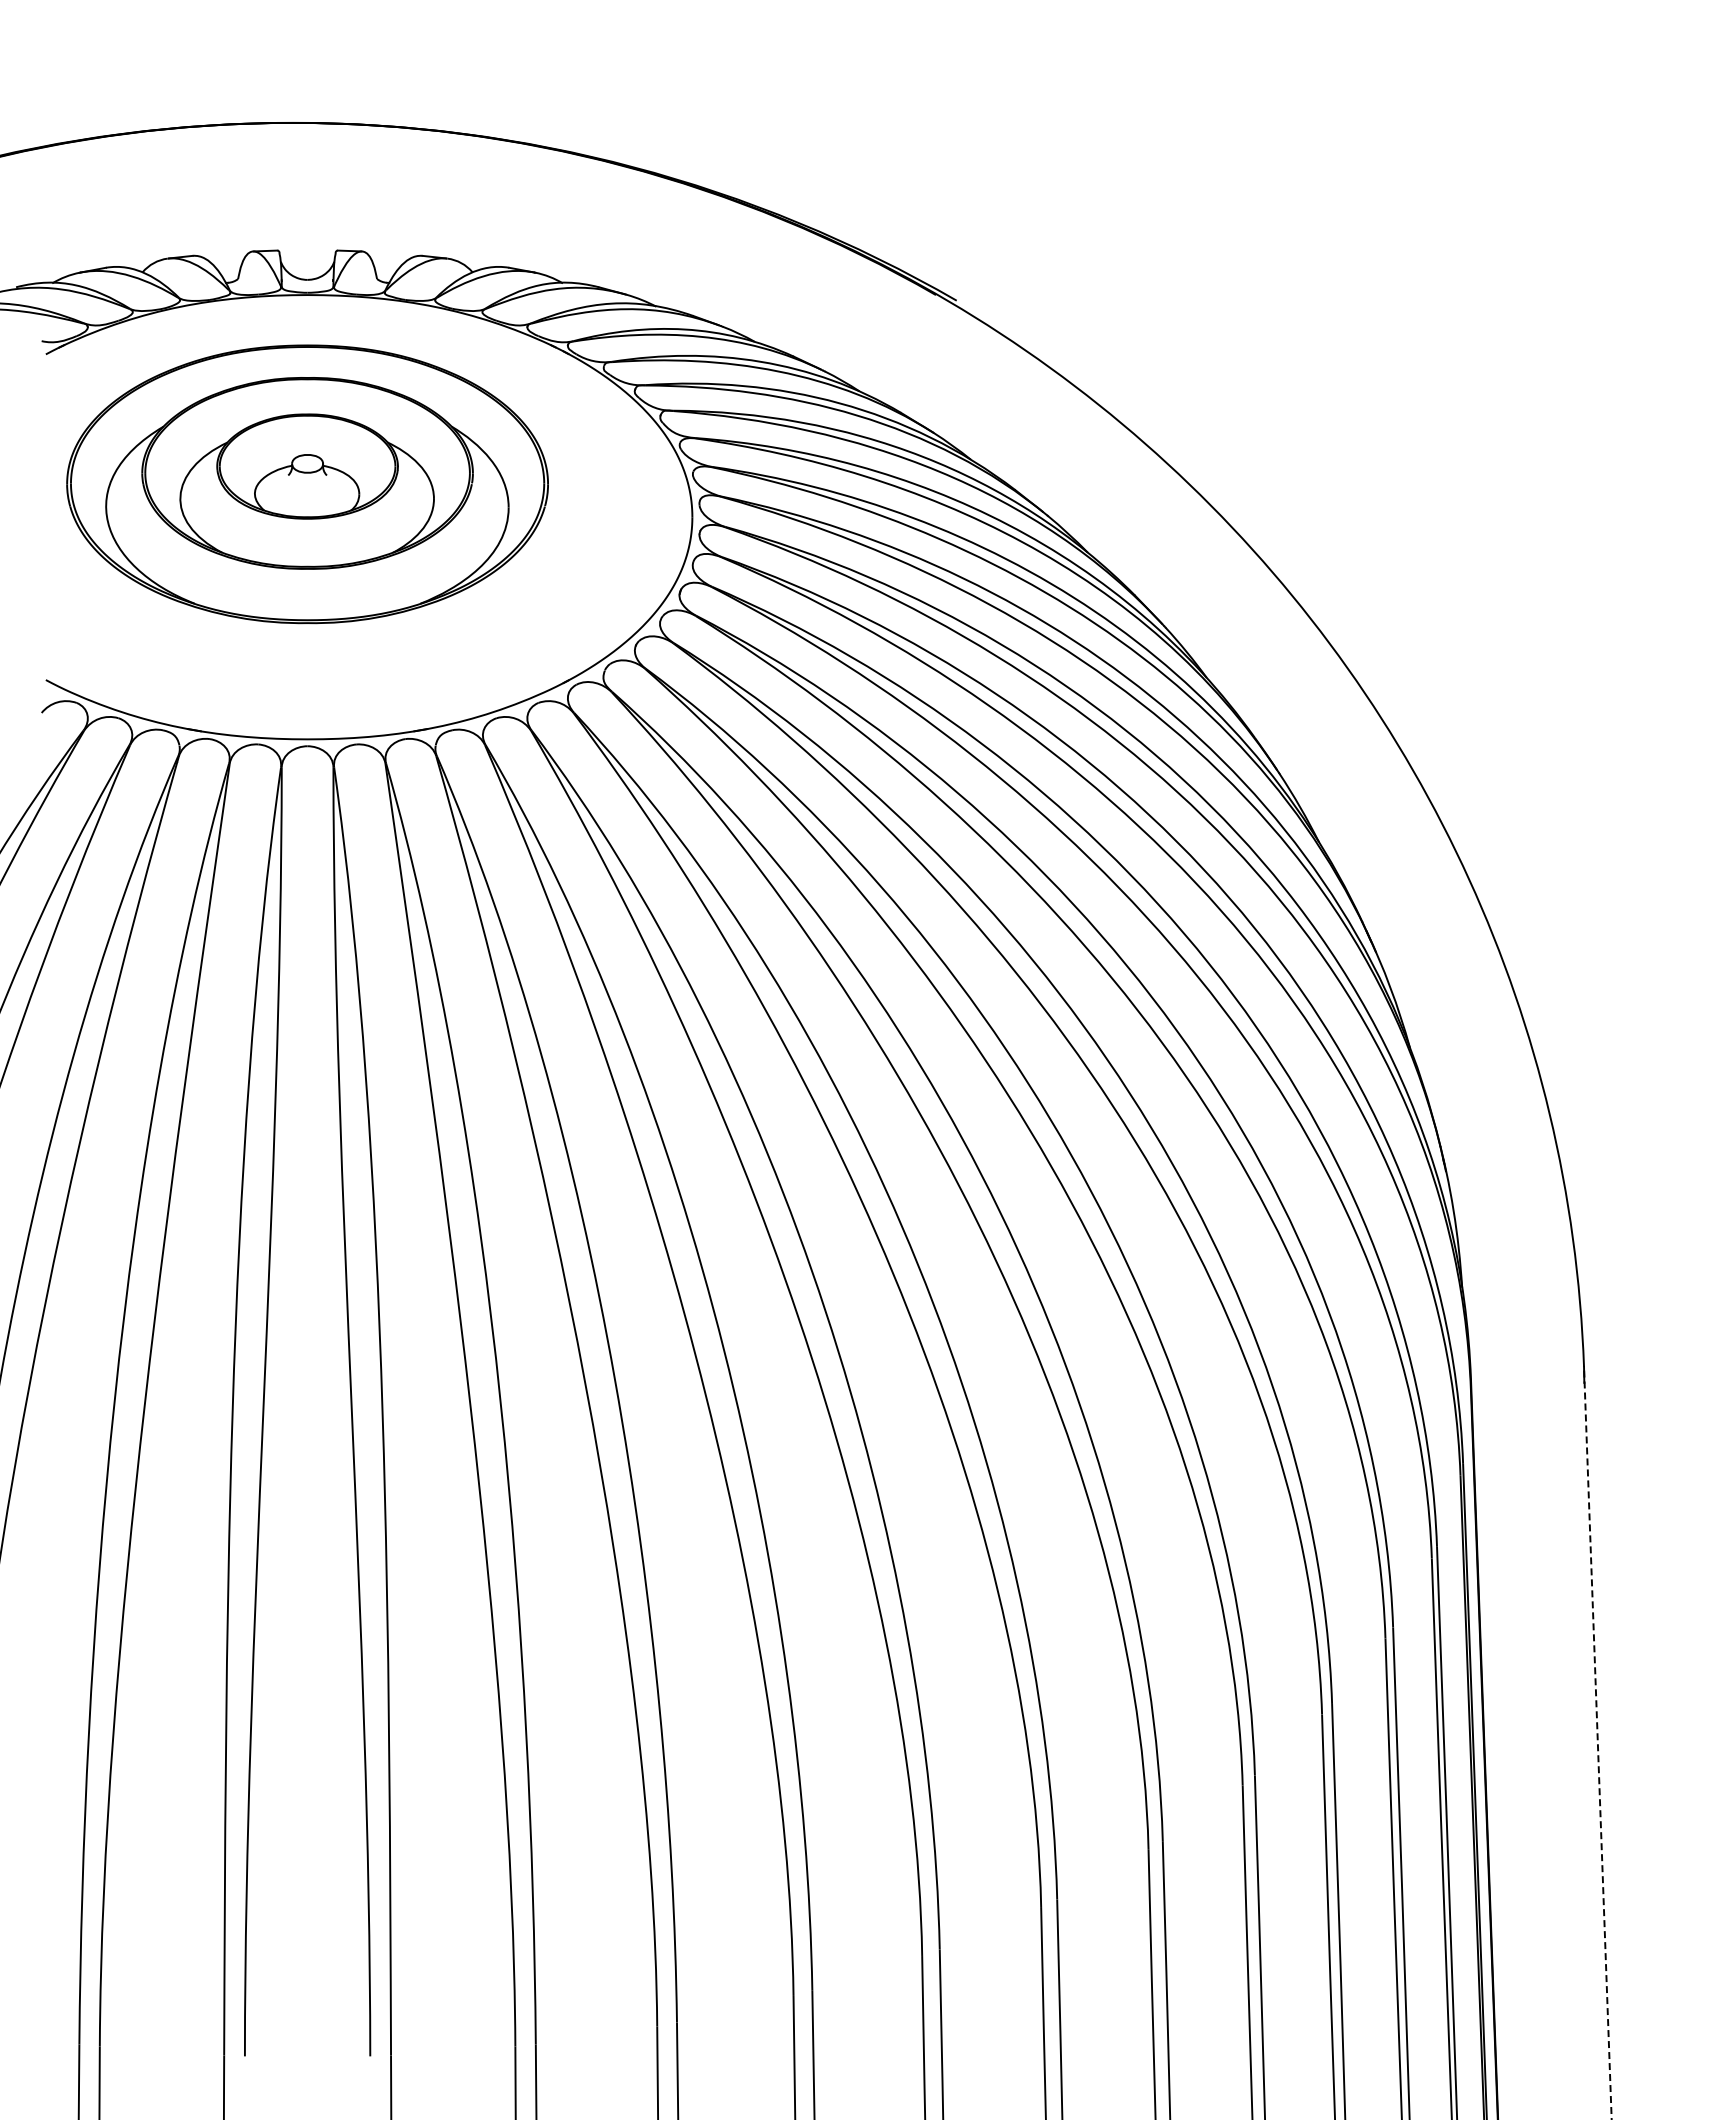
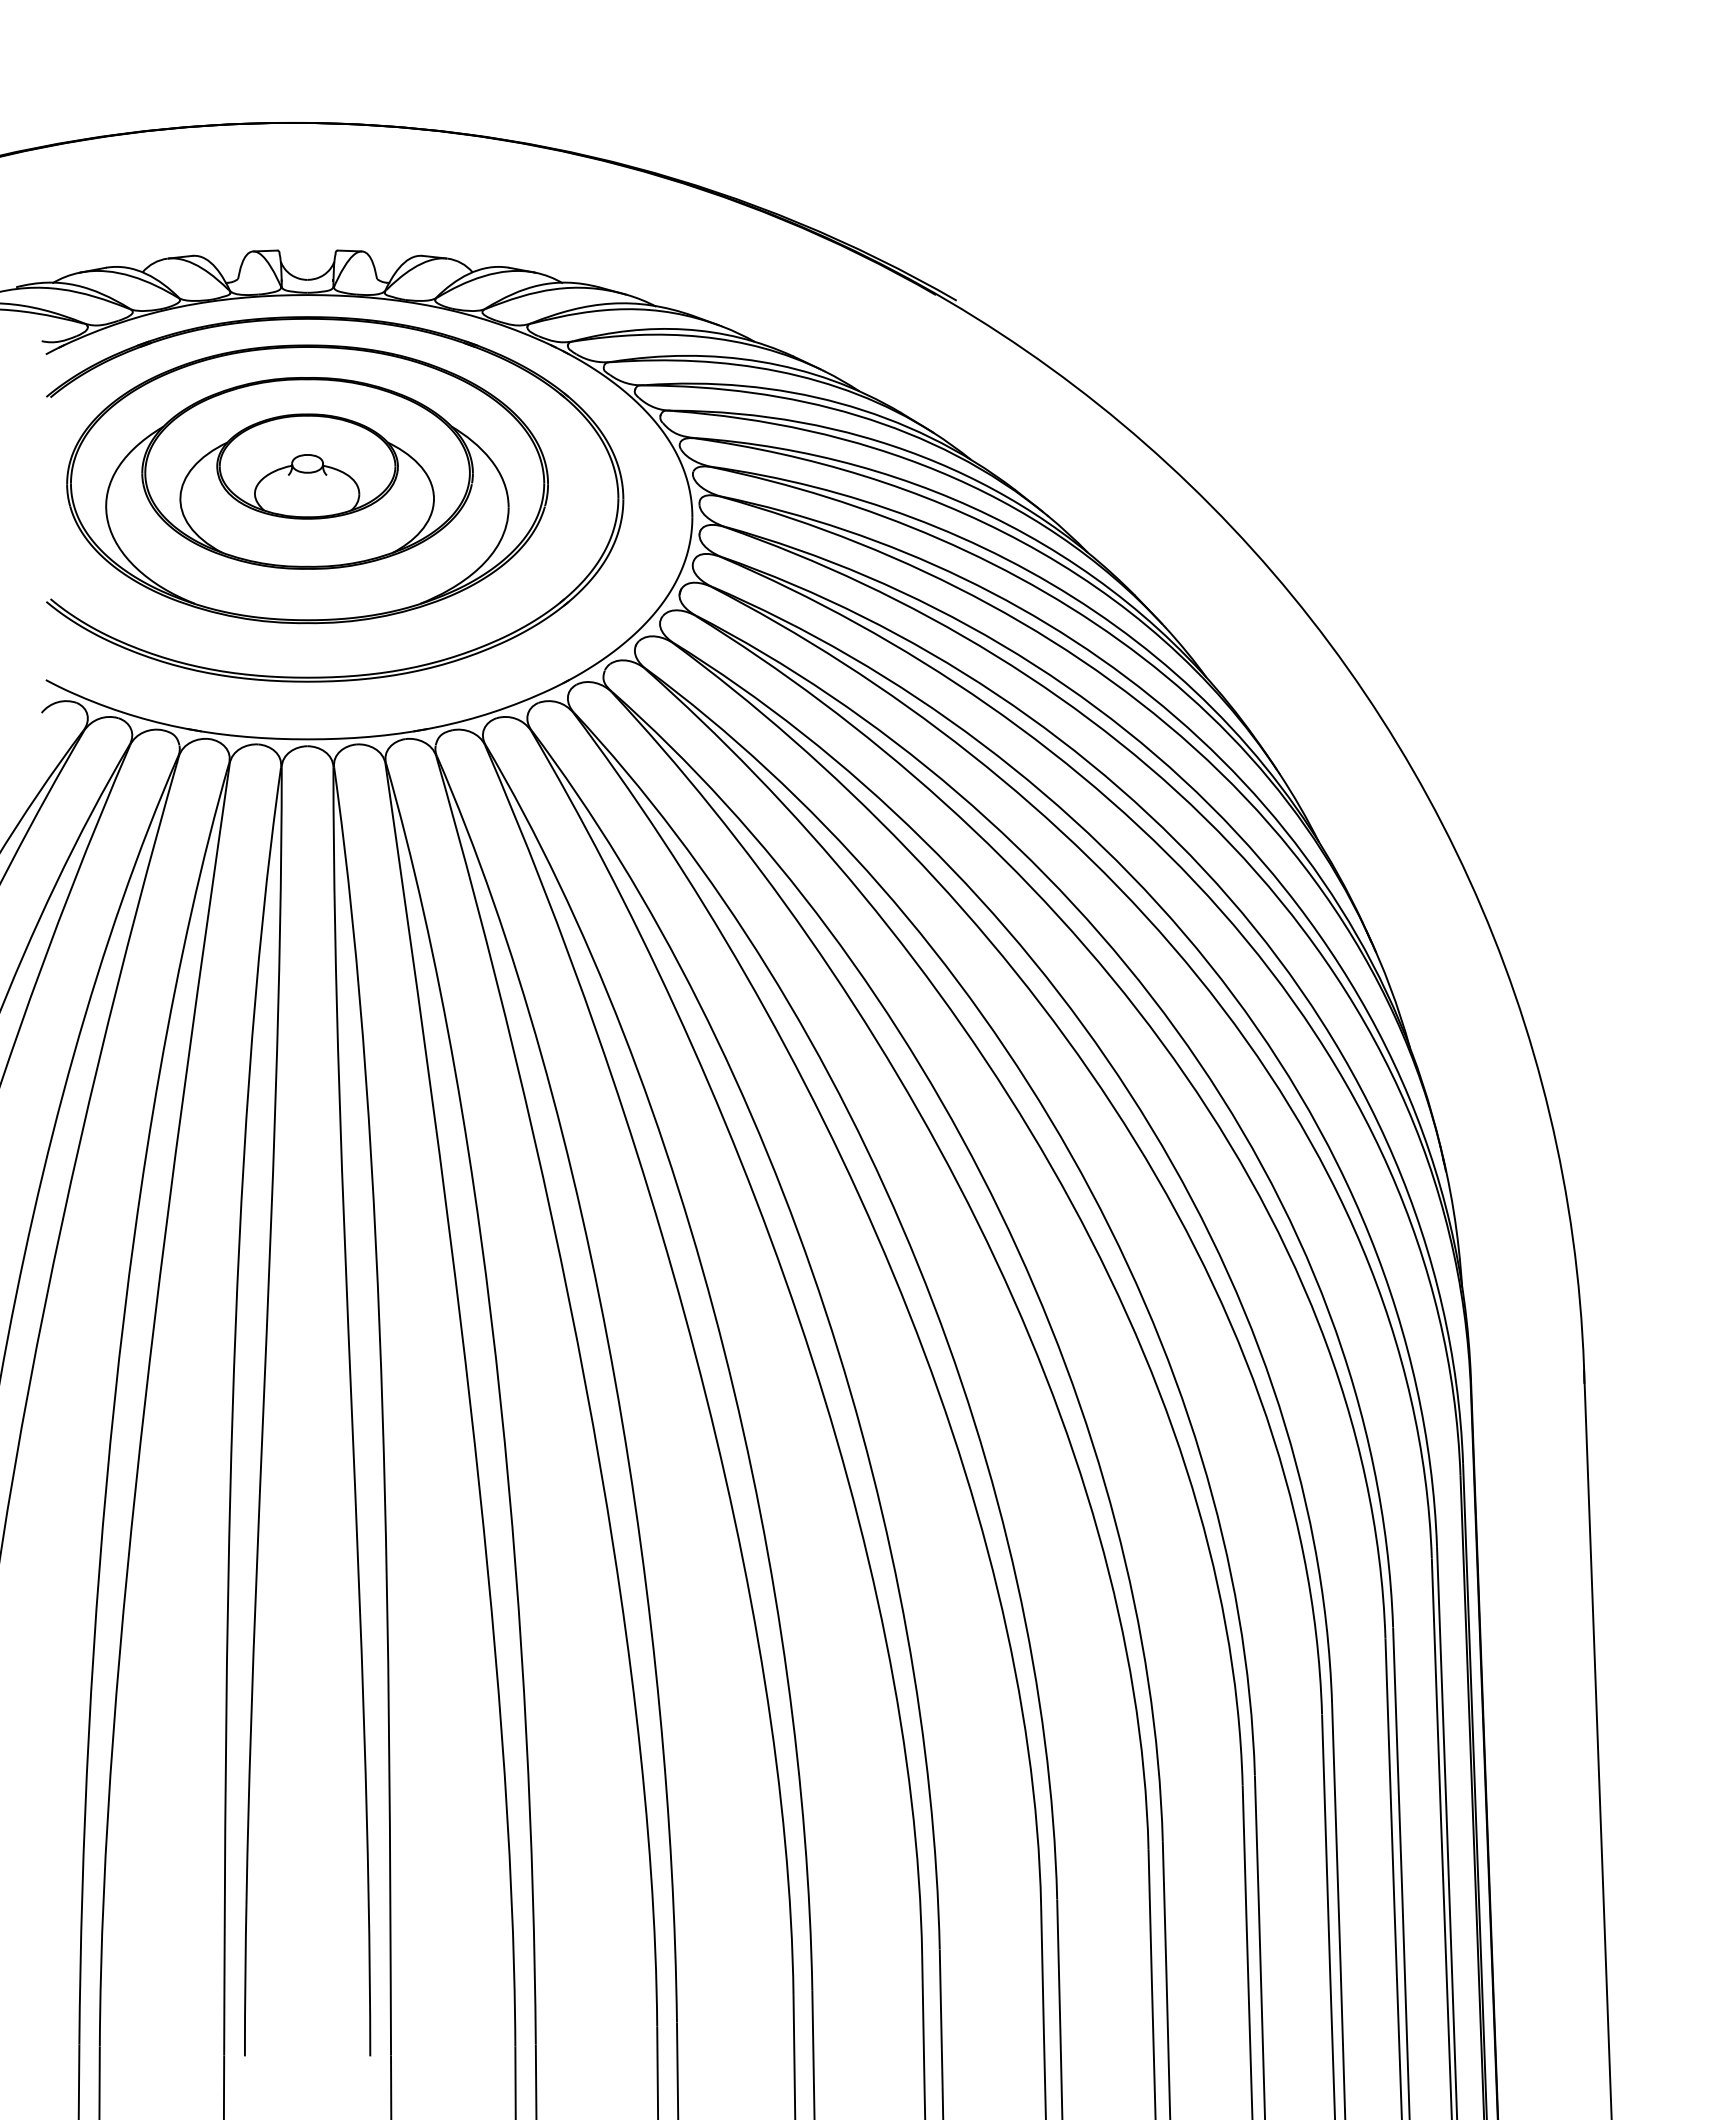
part: none -> present (340, 675)
line: dashed -> solid (1597, 1745)
